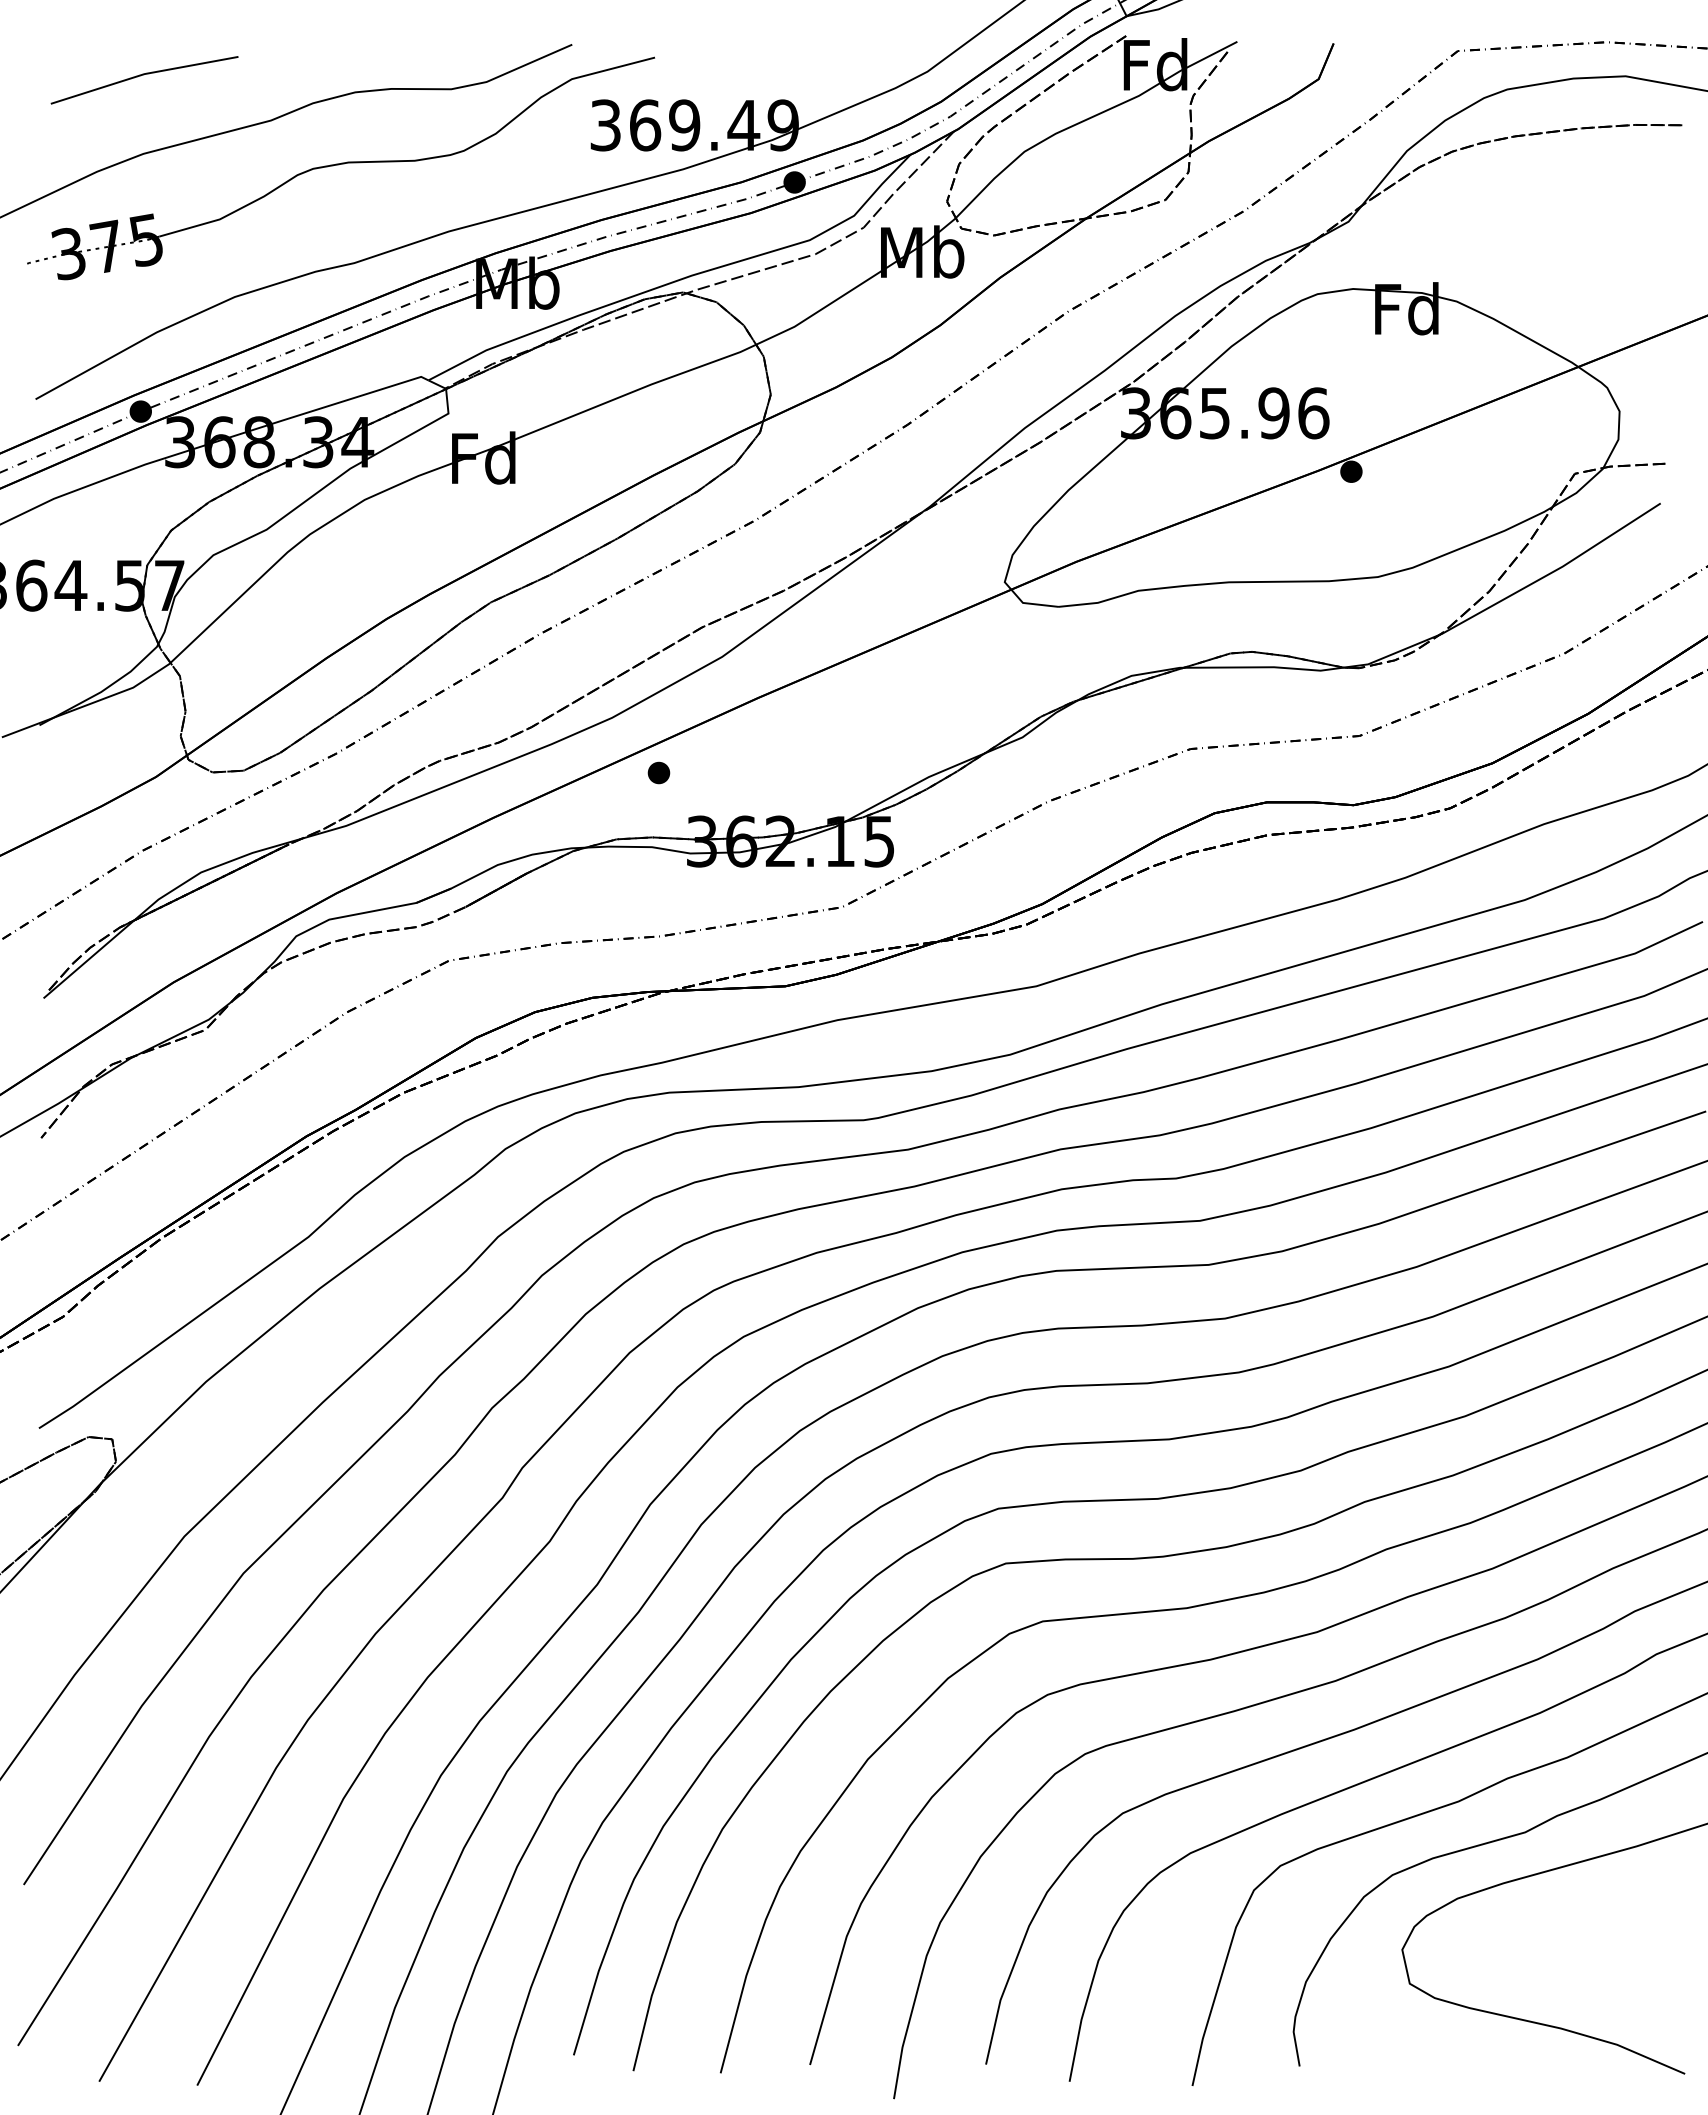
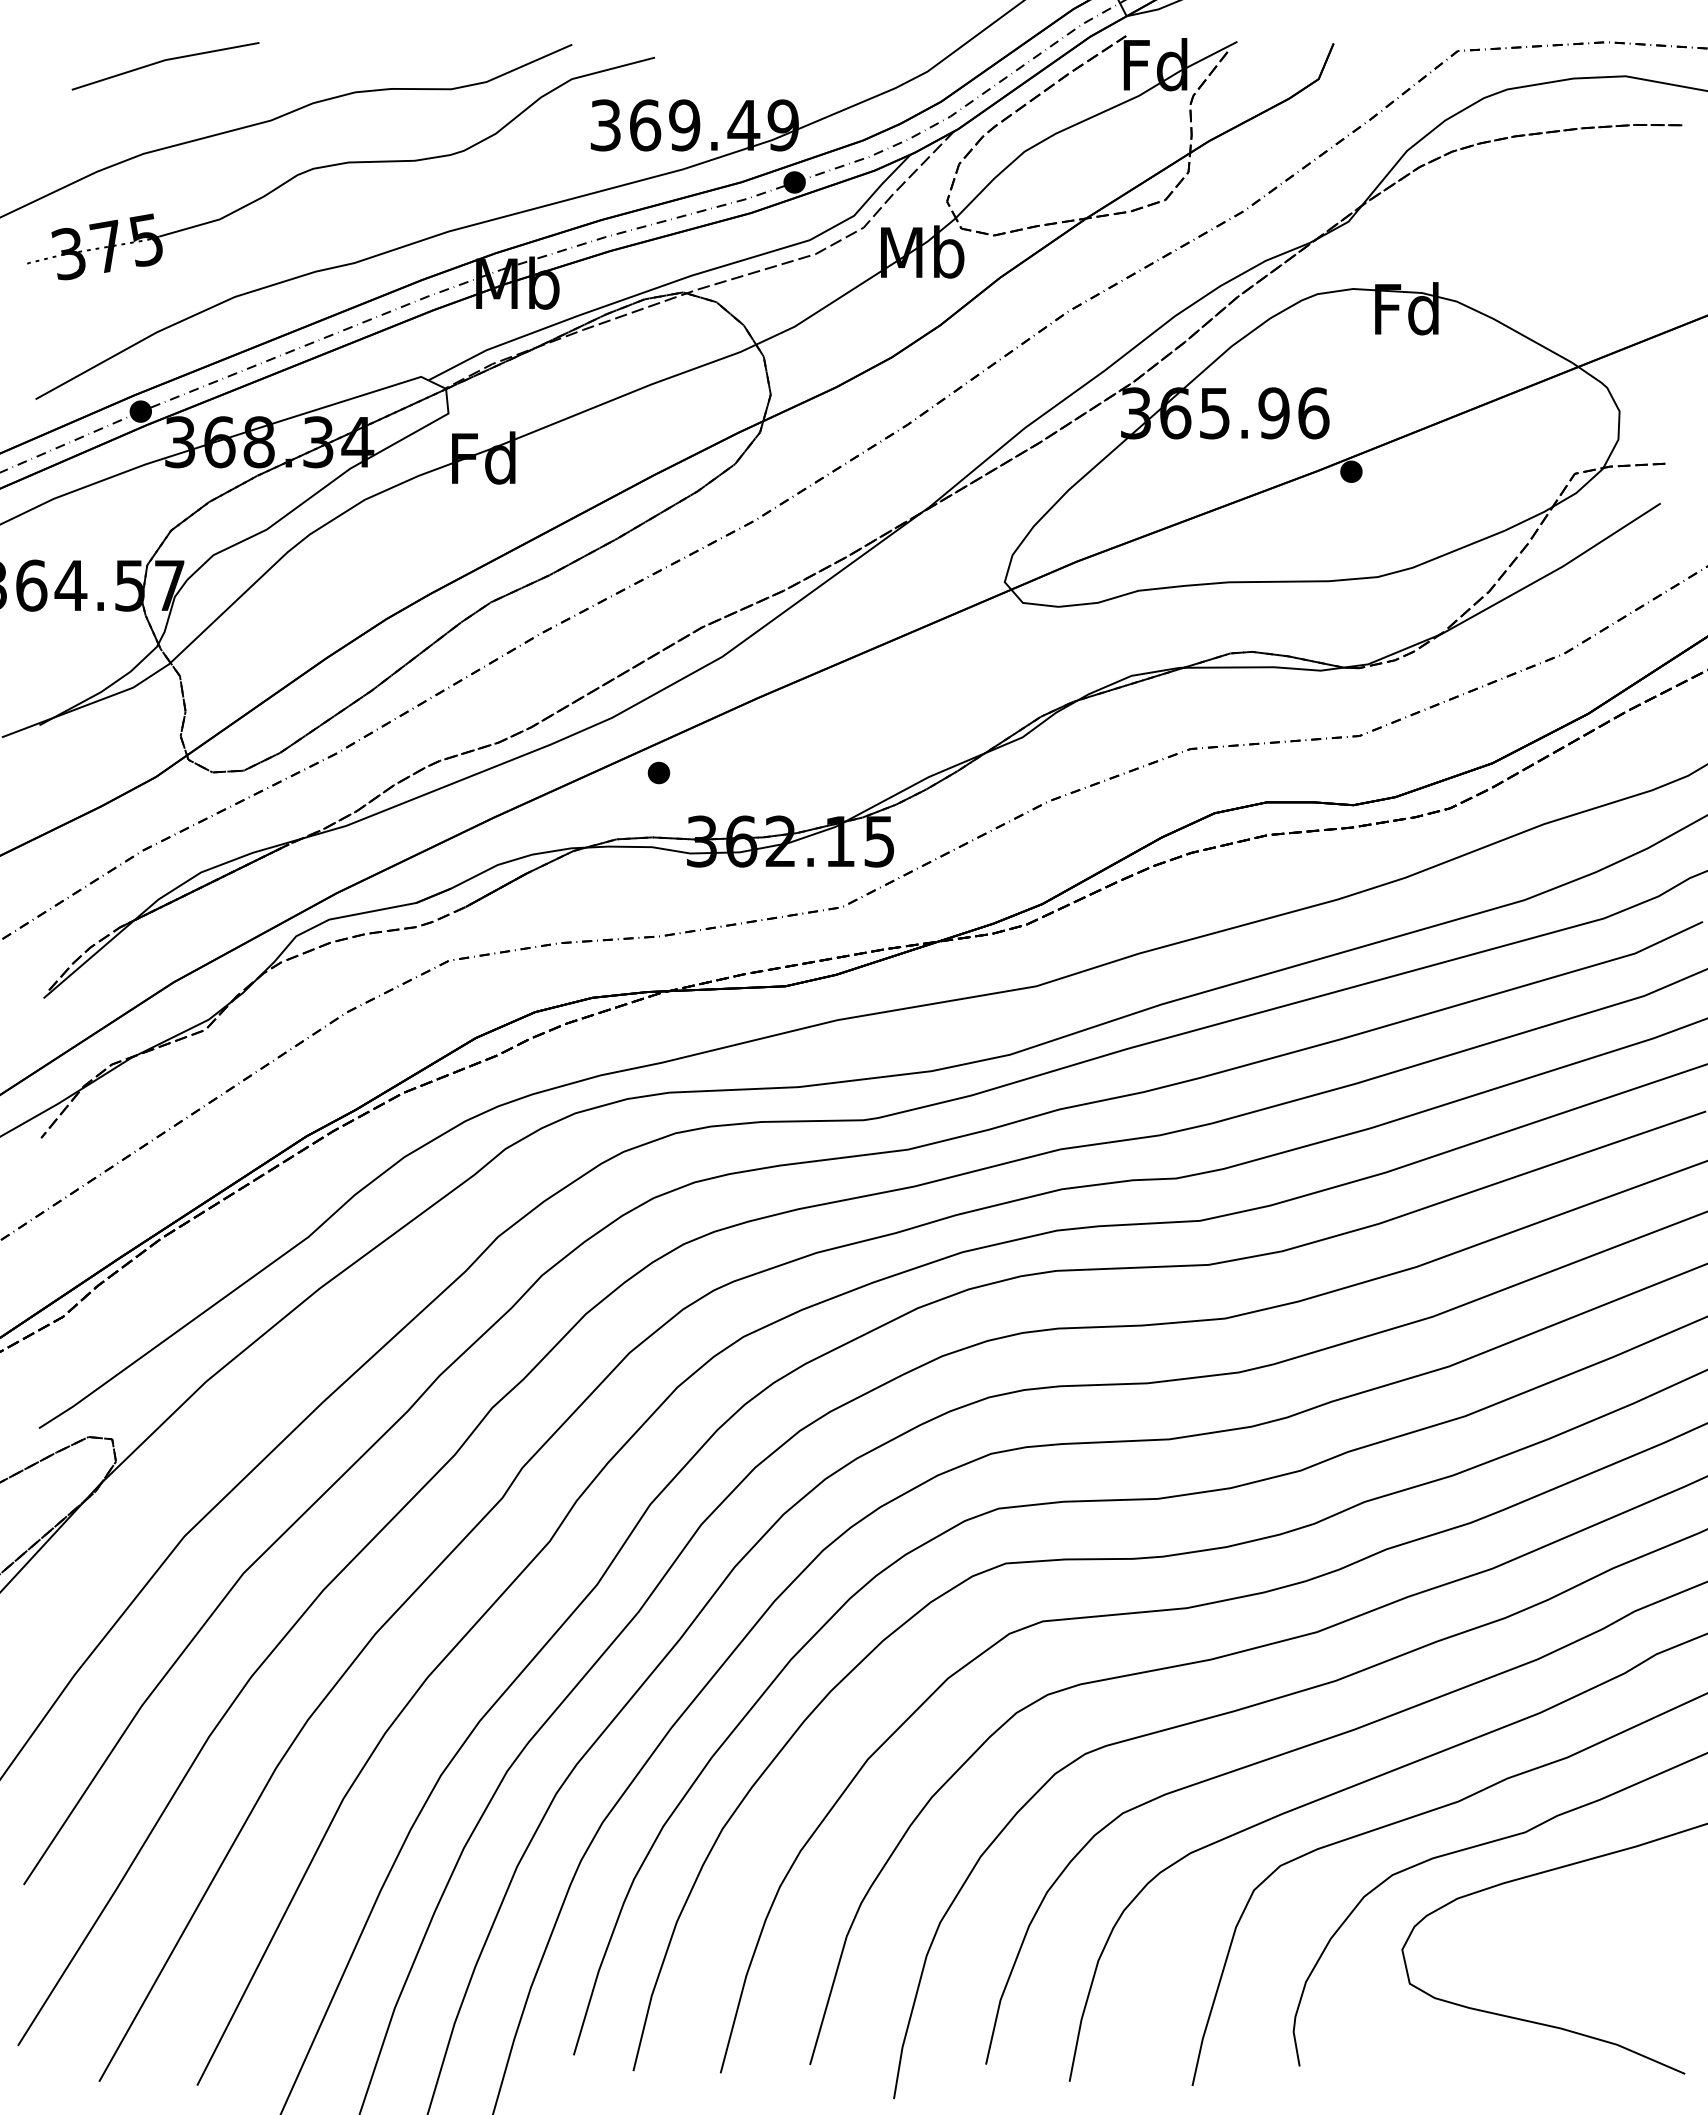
line position: (144, 75) -> (165, 61) (165, 61)
